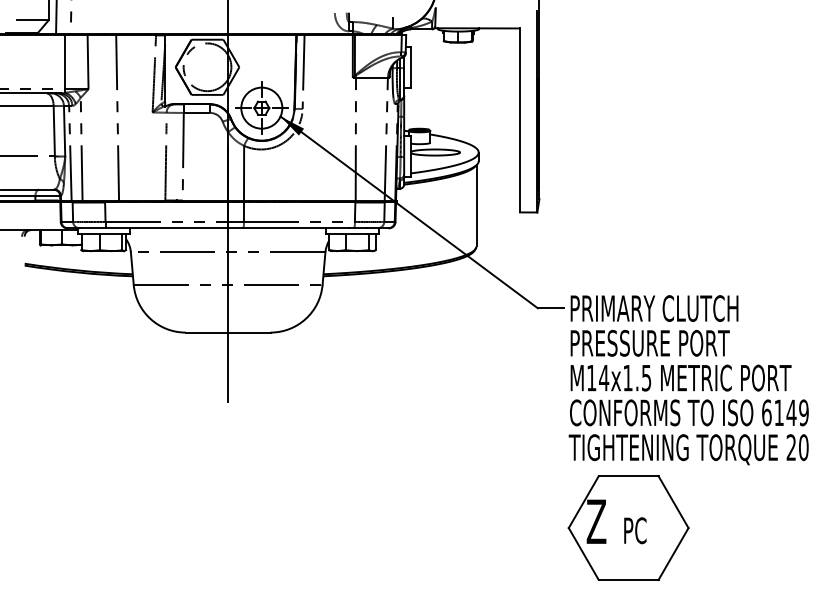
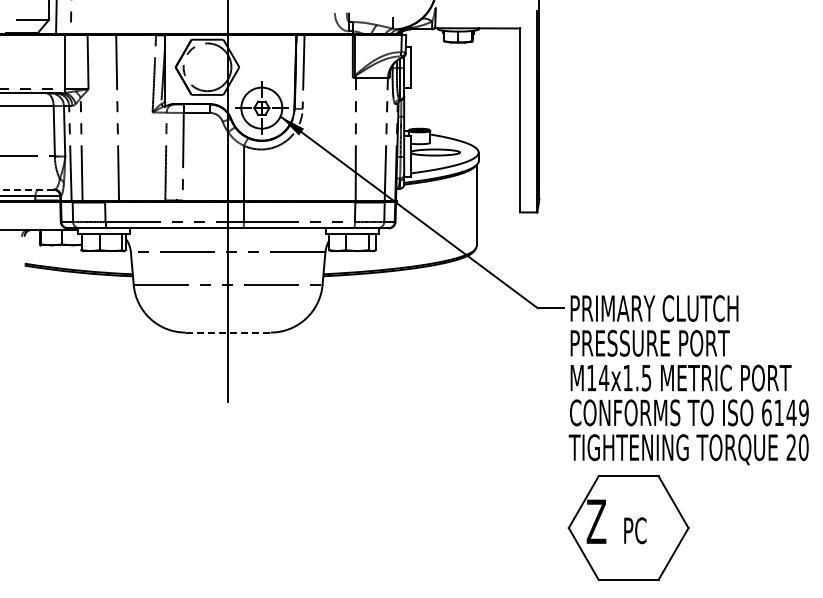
line: solid -> dashed (27, 189)
line: solid -> dashed (228, 332)
